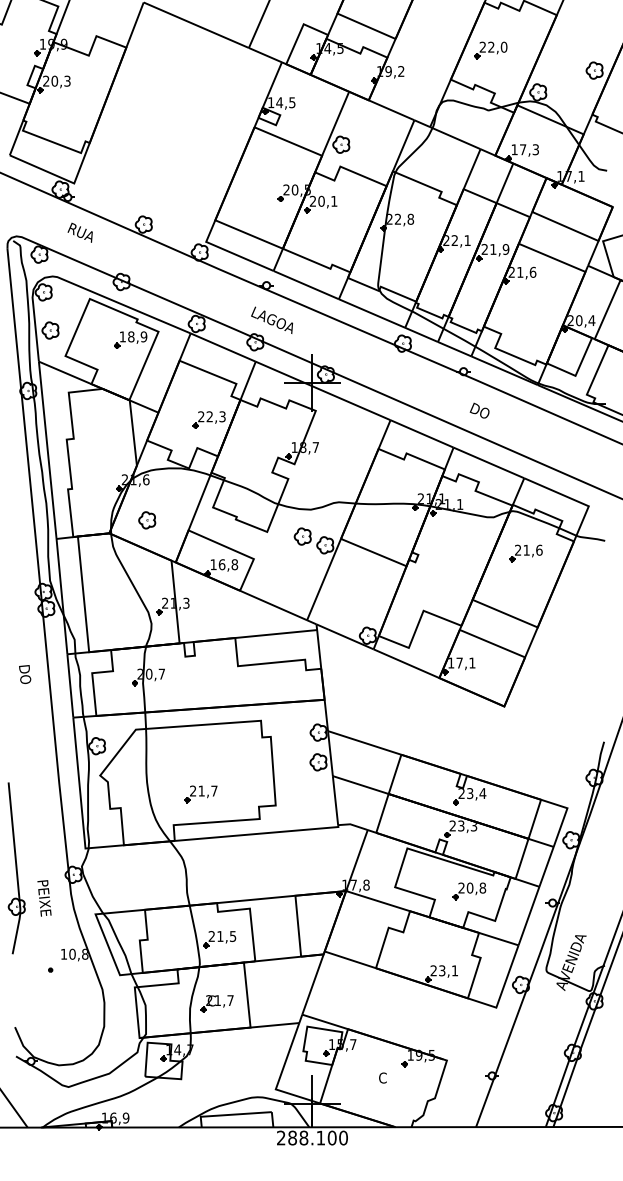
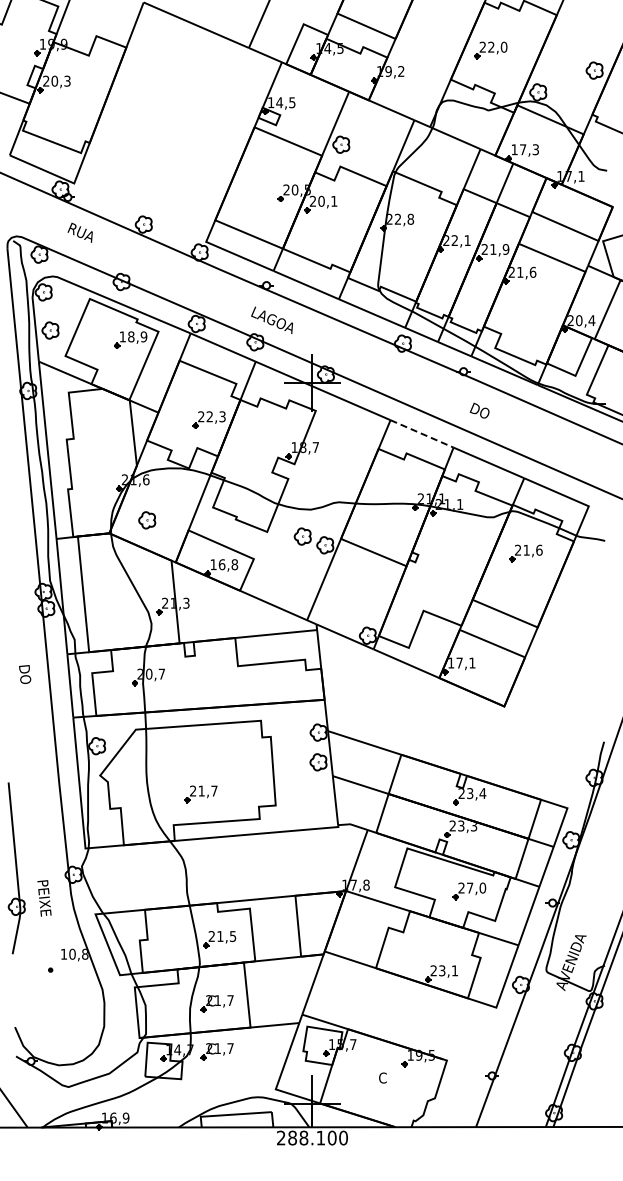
line: solid -> dashed (422, 434)
text: 20,8 -> 27,0 (476, 887)
part: none -> present (216, 1051)
